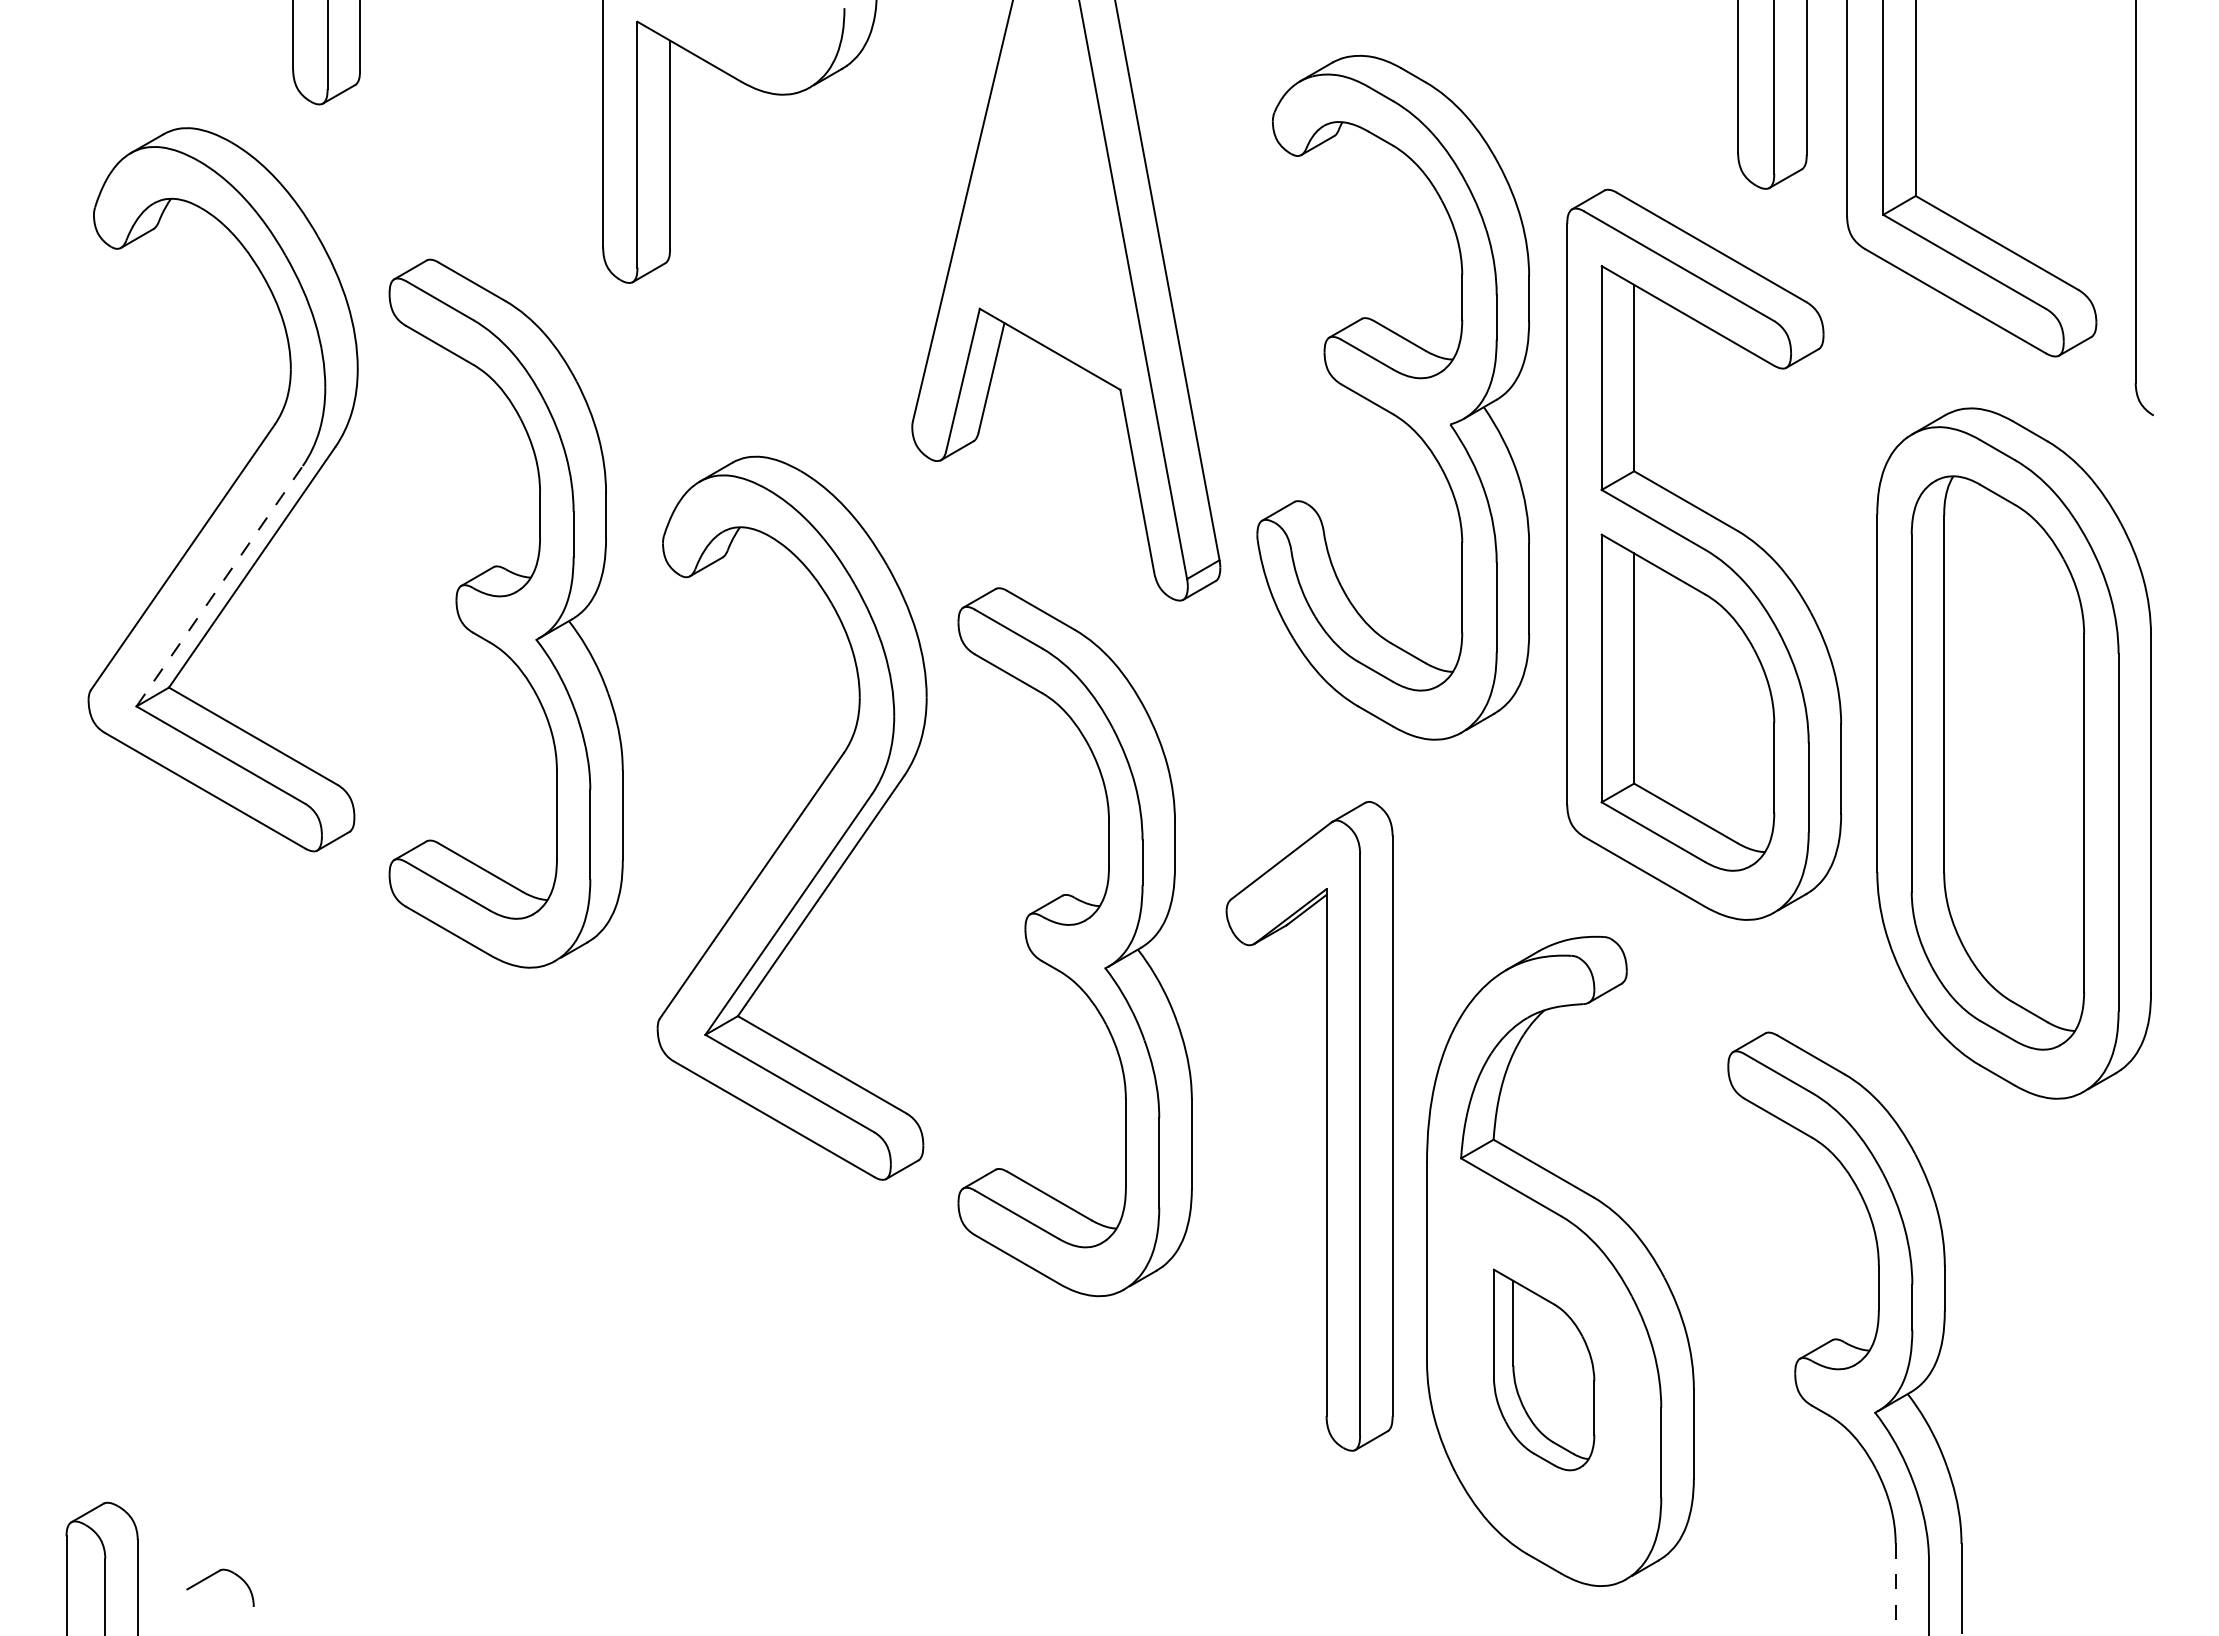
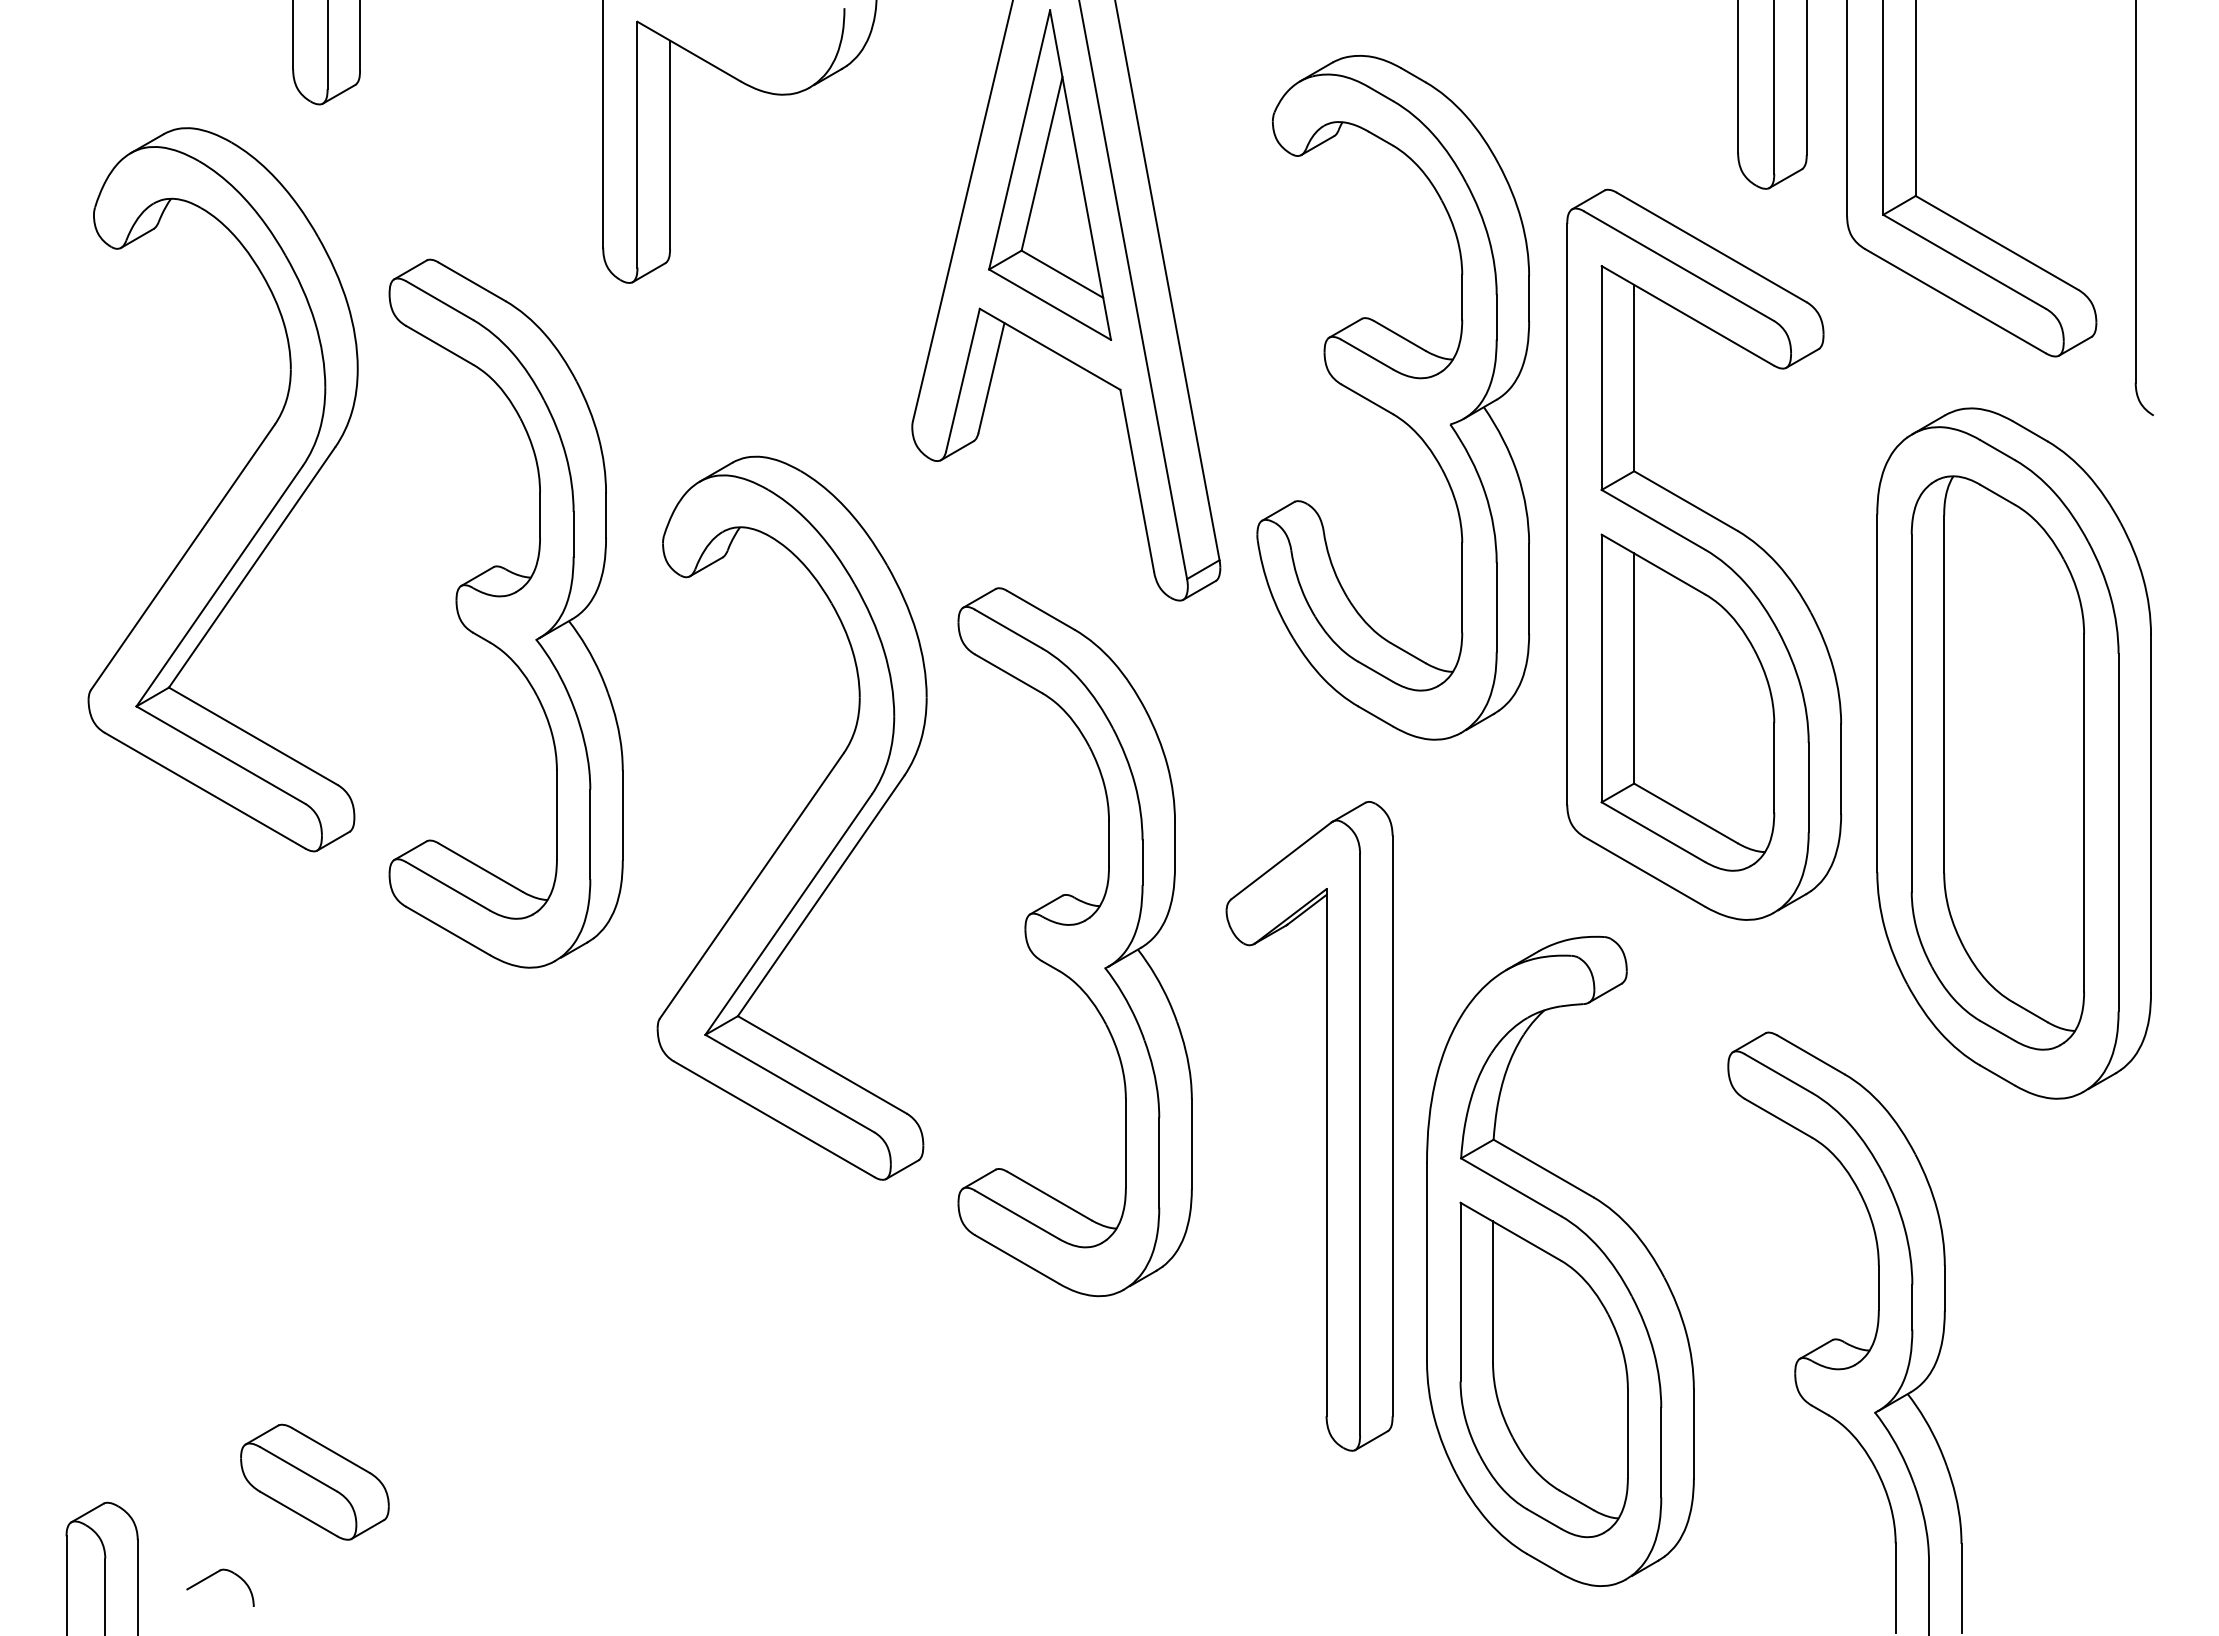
part: none -> present (1050, 174)
line: dashed -> solid (219, 585)
part size: 103x204 px -> 170x338 px (1543, 1369)
part: none -> present (314, 1481)
line: dashed -> solid (1895, 1588)
